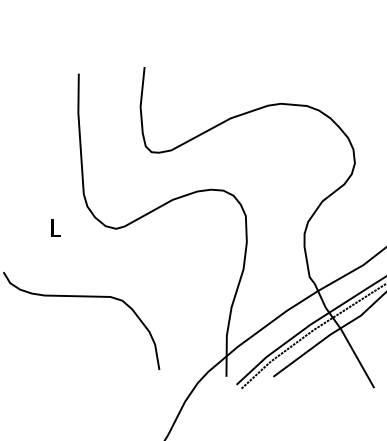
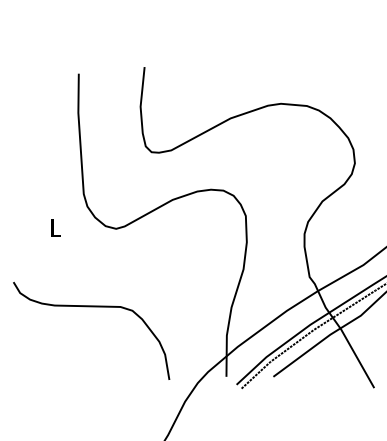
curve position: (81, 297) -> (91, 307) (91, 307)
